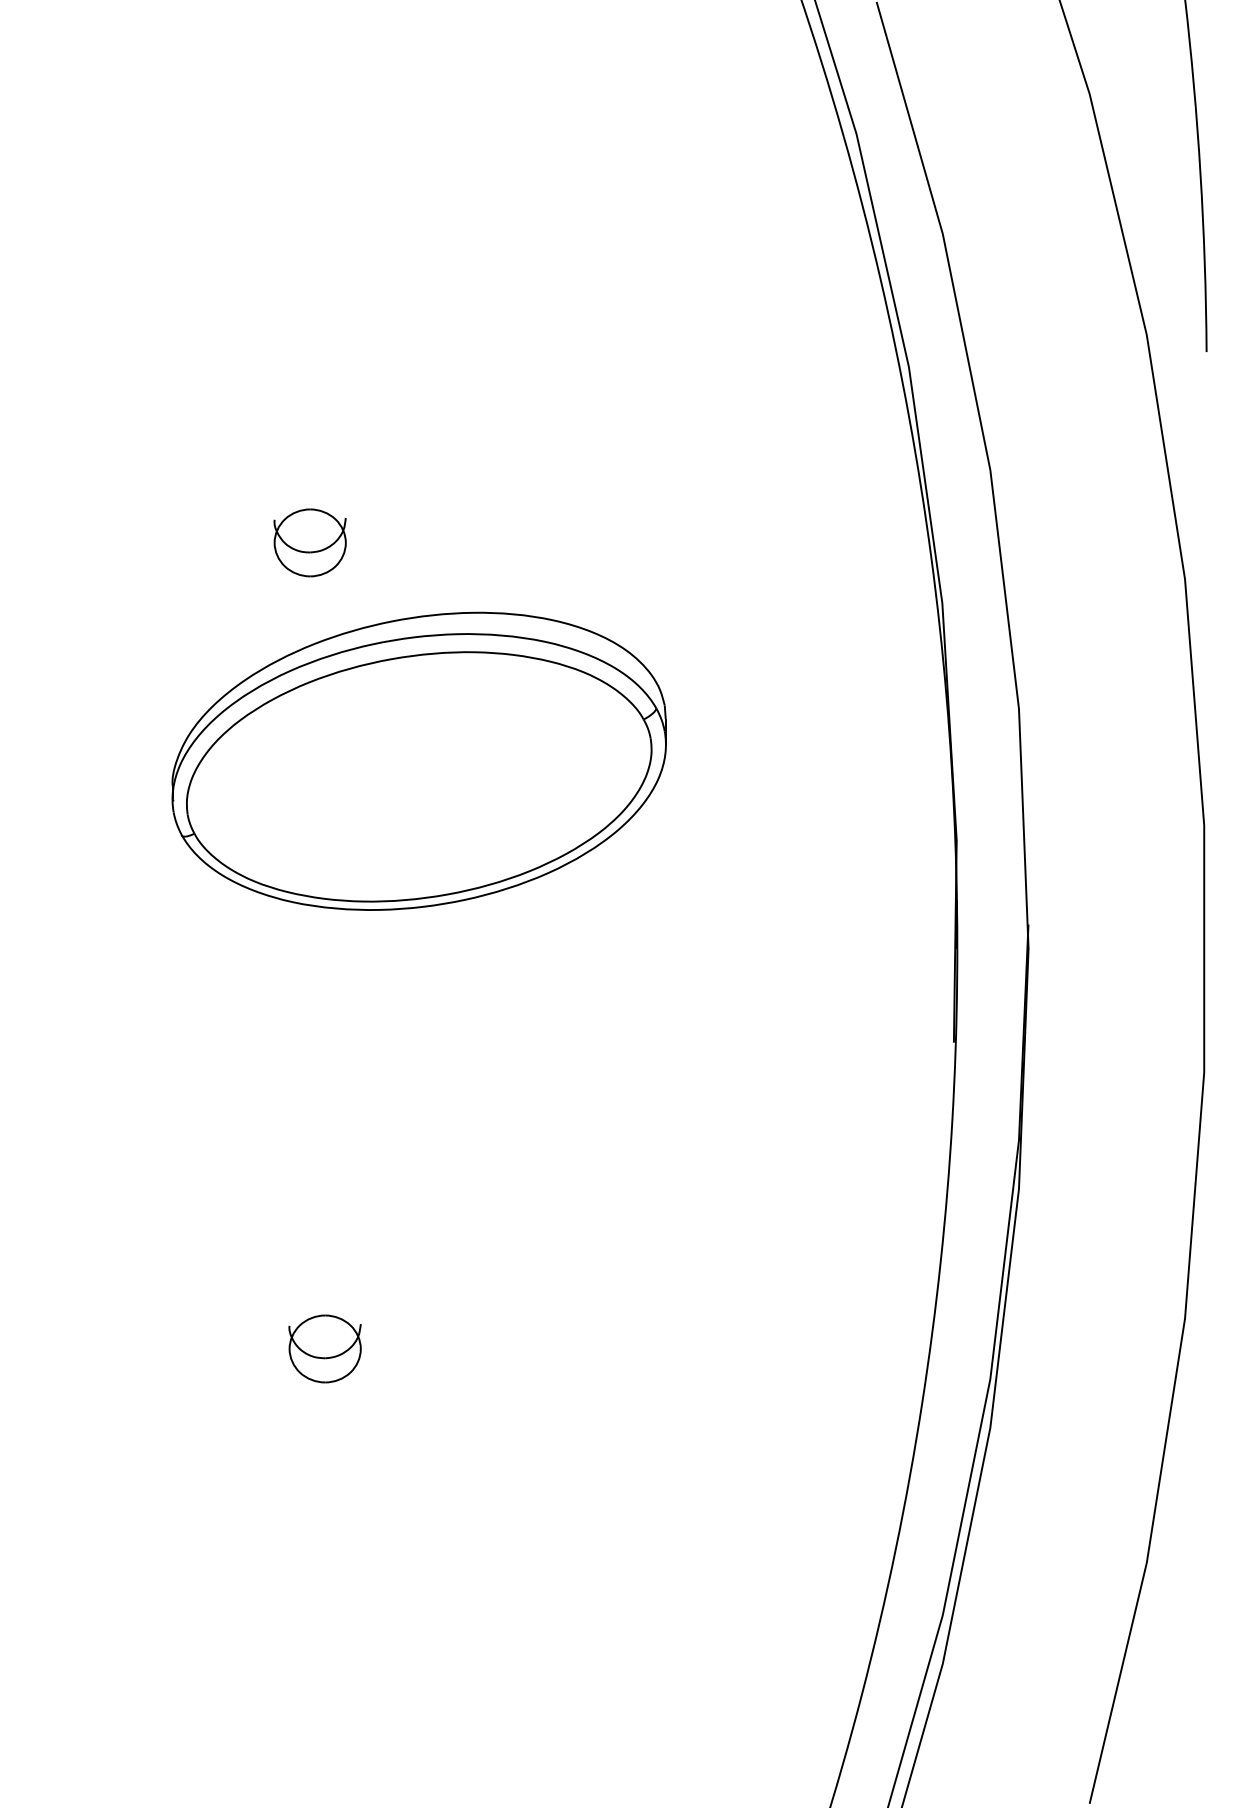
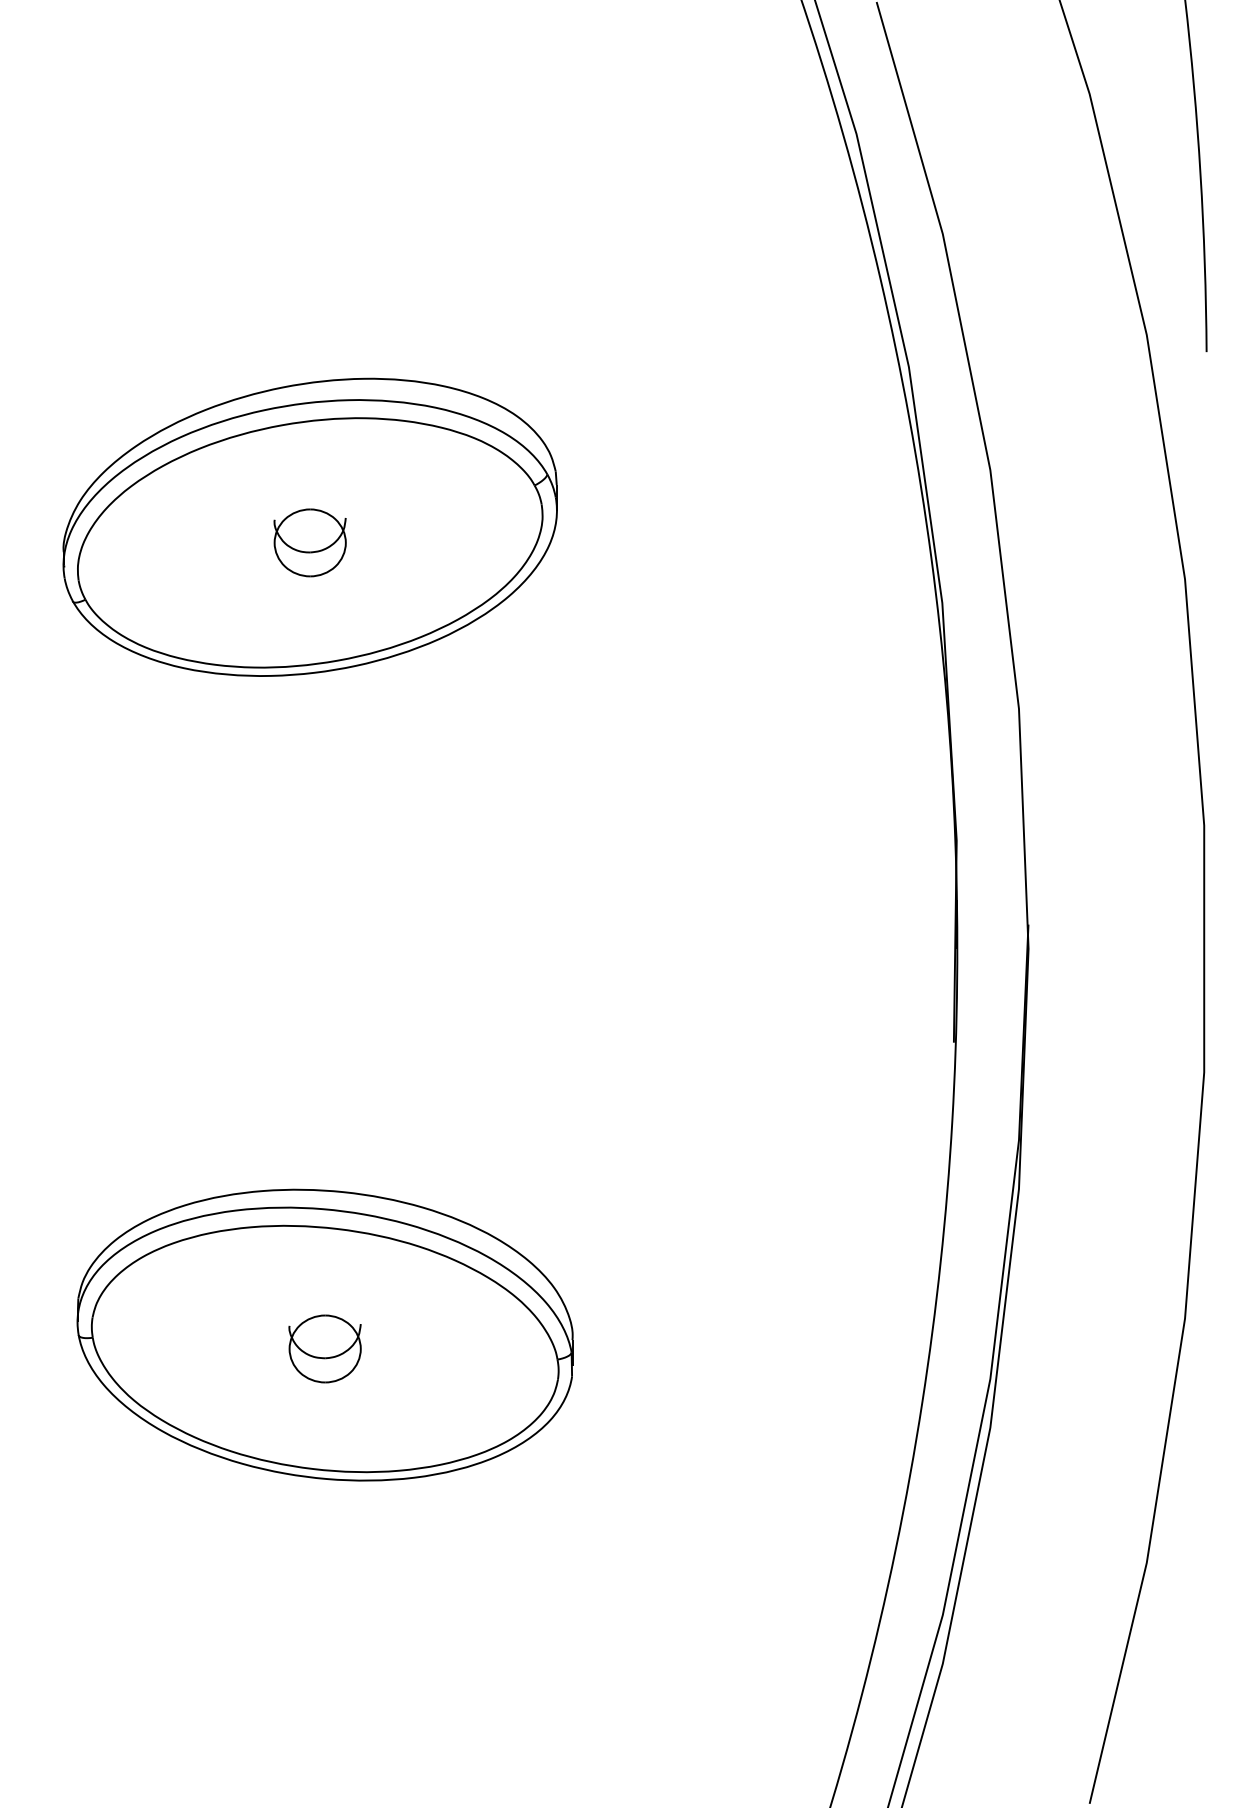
part position: (418, 760) -> (309, 526) (309, 526)
part: none -> present (324, 1334)
